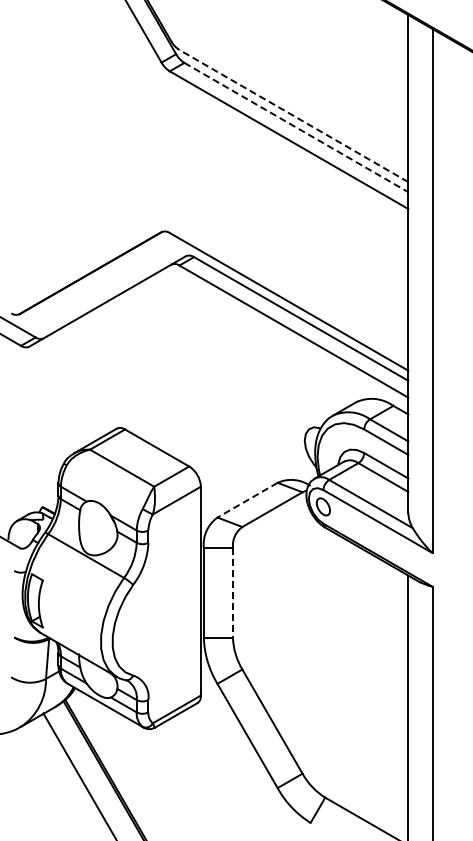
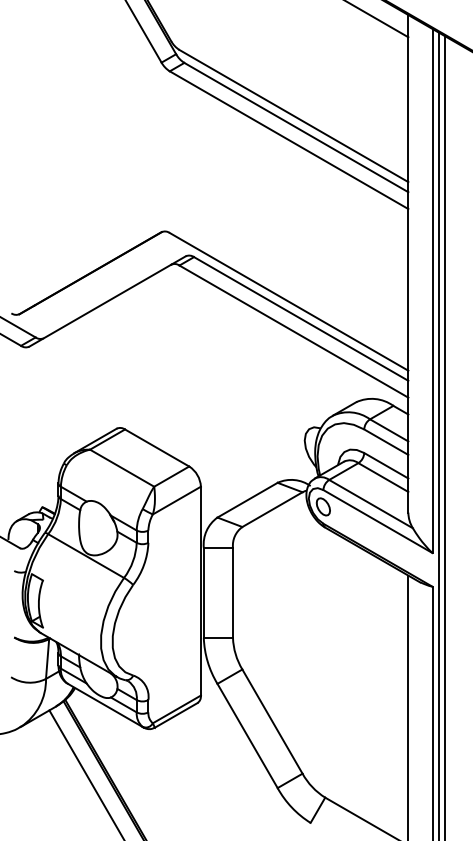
line: none -> present (377, 19)
line: dashed -> solid (293, 115)
line: dashed -> solid (296, 127)
line: none -> present (438, 434)
line: none -> present (444, 436)
line: dashed -> solid (247, 500)
line: dashed -> solid (232, 593)
line position: (79, 775) -> (86, 773) (86, 773)
